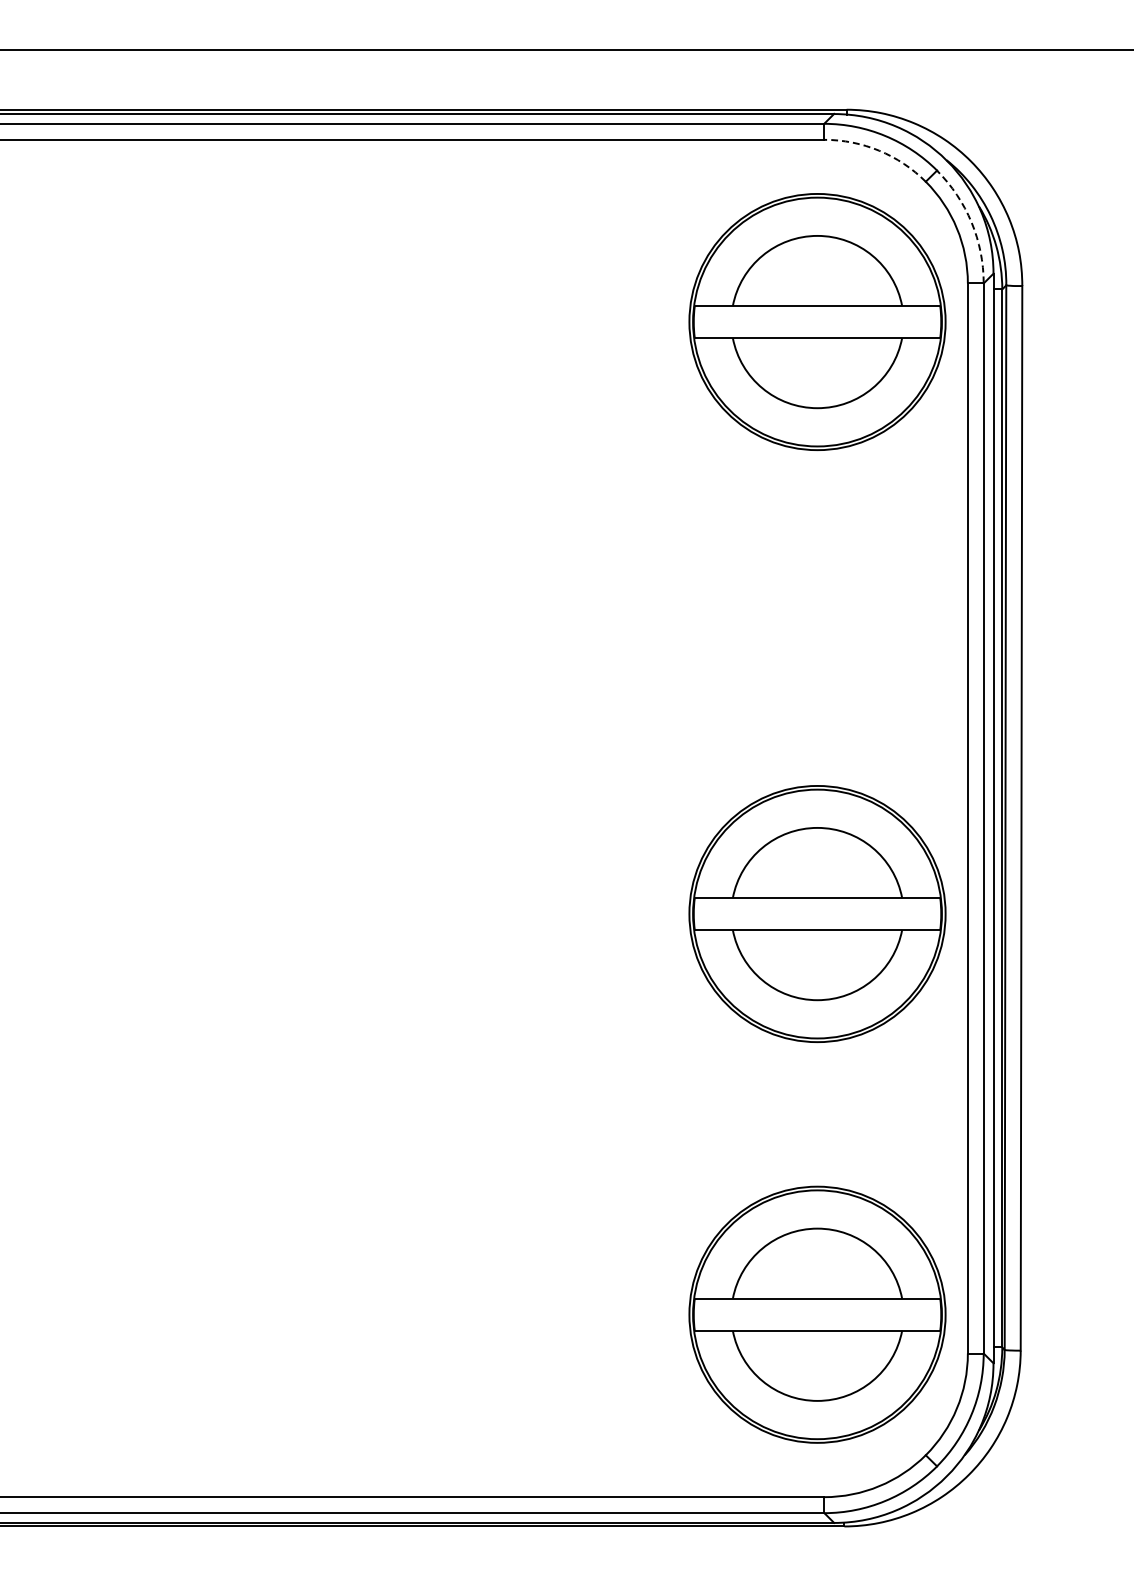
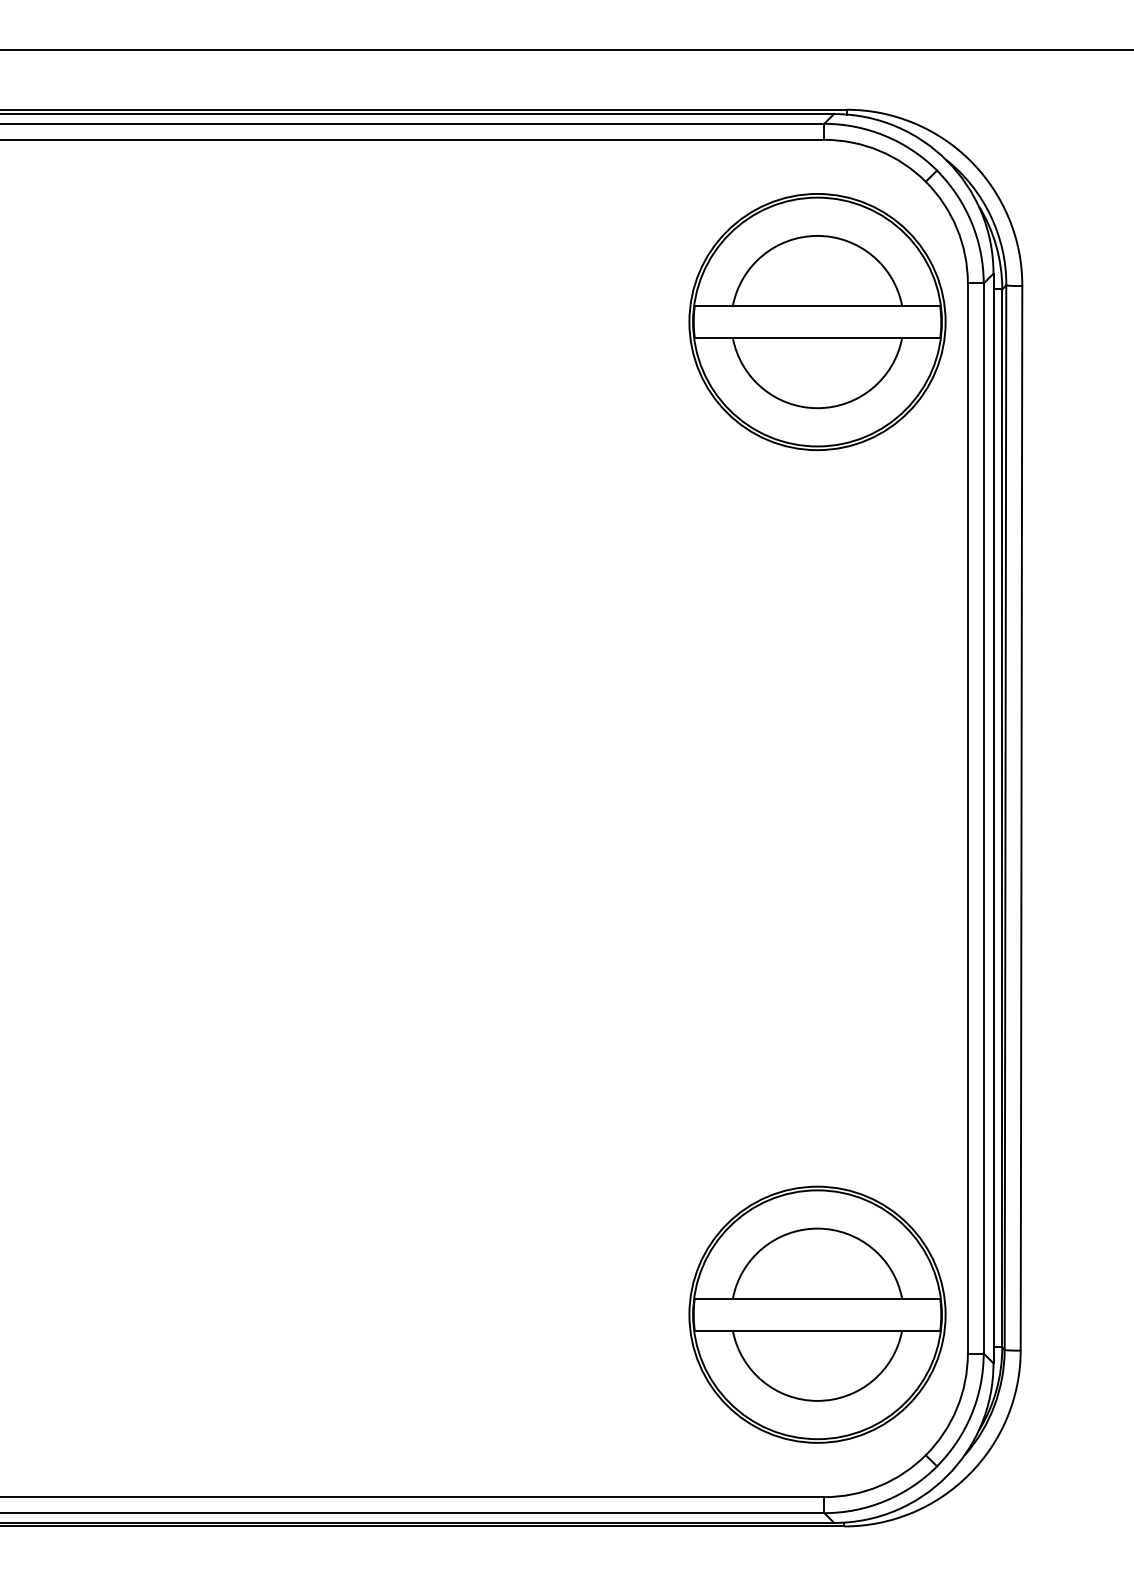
arc: dashed -> solid (879, 150)
arc: dashed -> solid (971, 222)
part: present -> none (817, 913)
